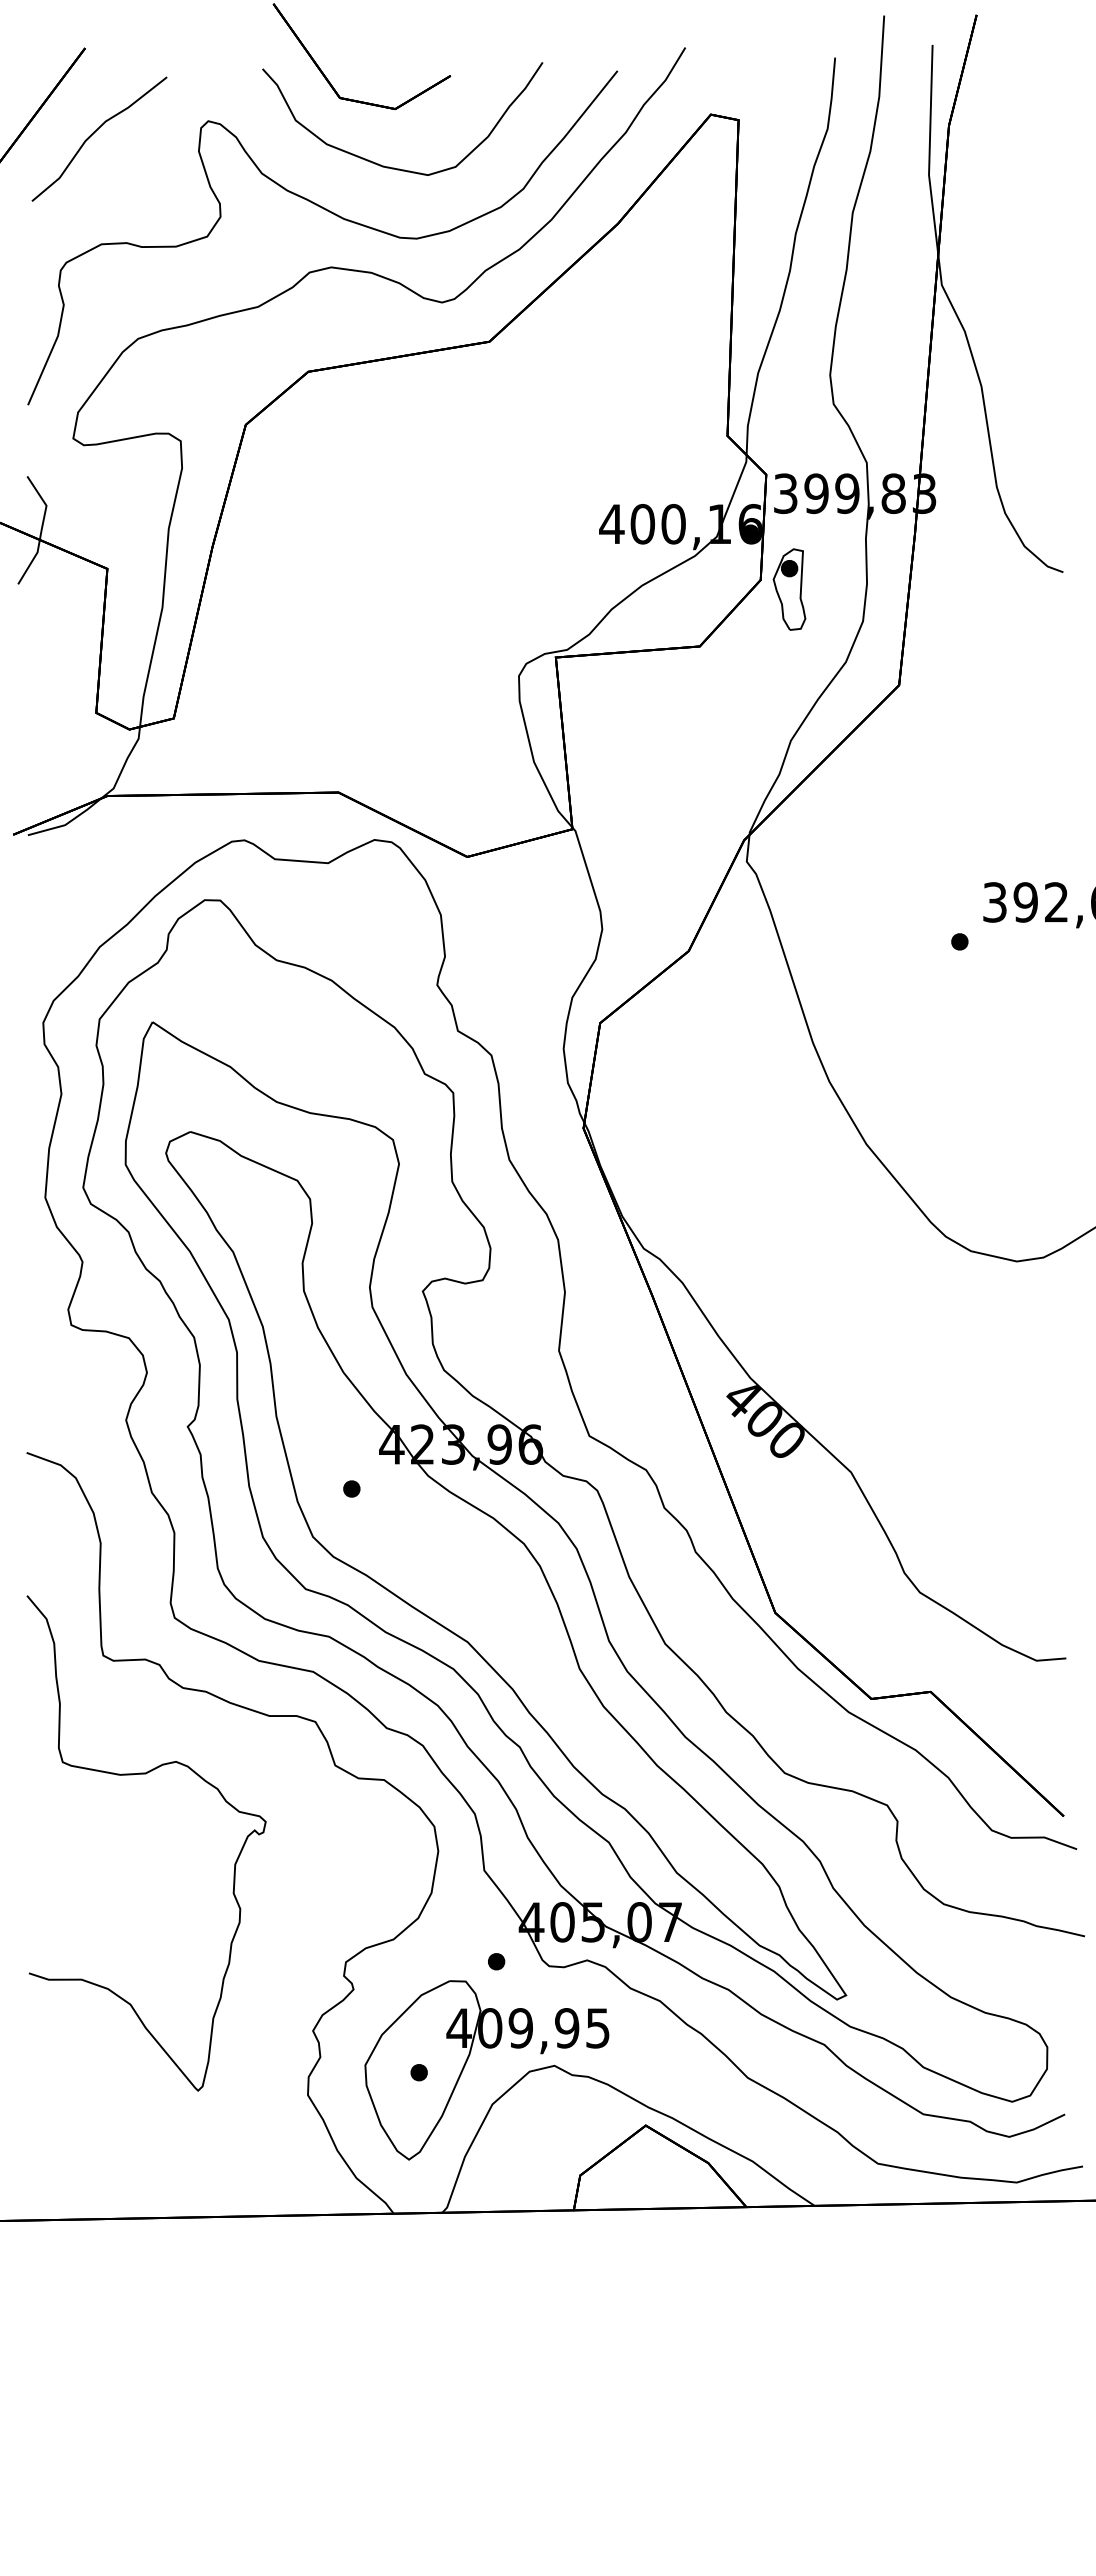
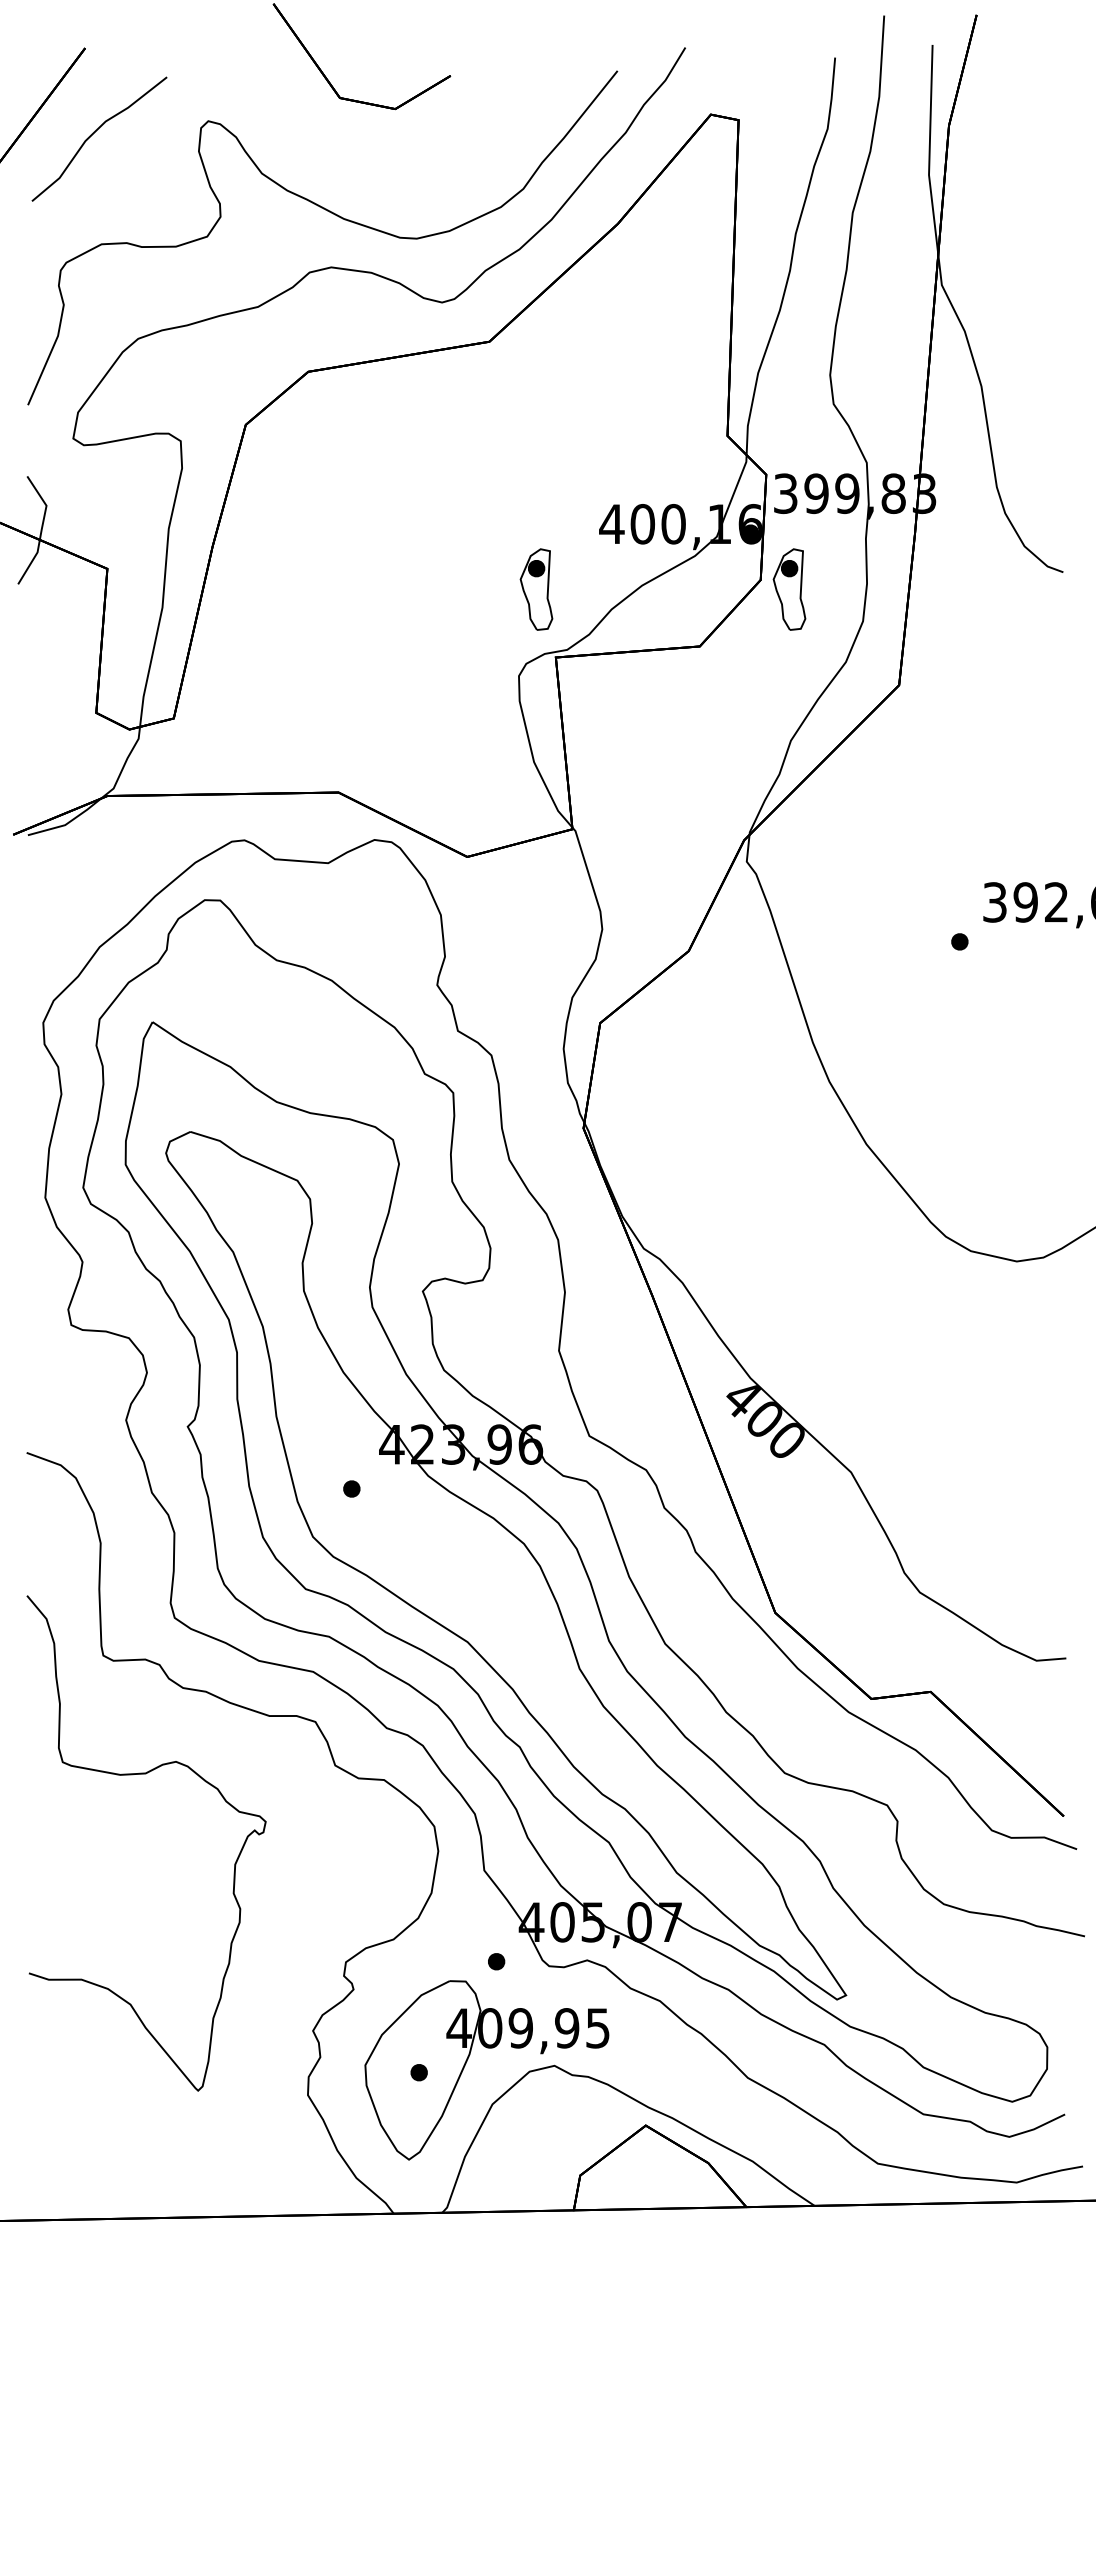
curve: present -> none (394, 167)
part: none -> present (536, 589)
